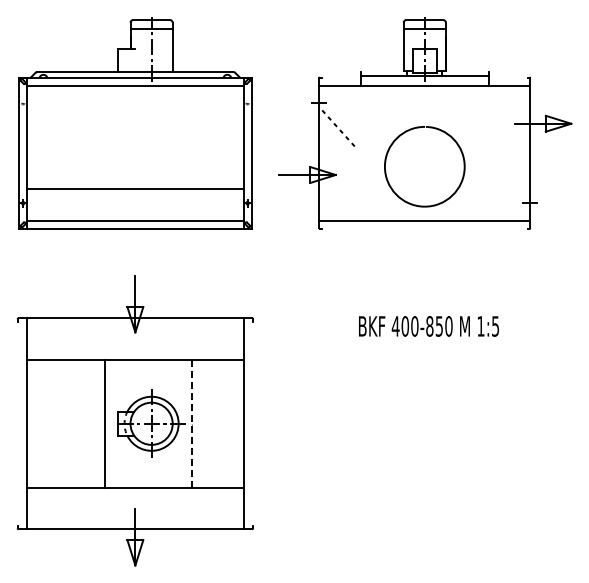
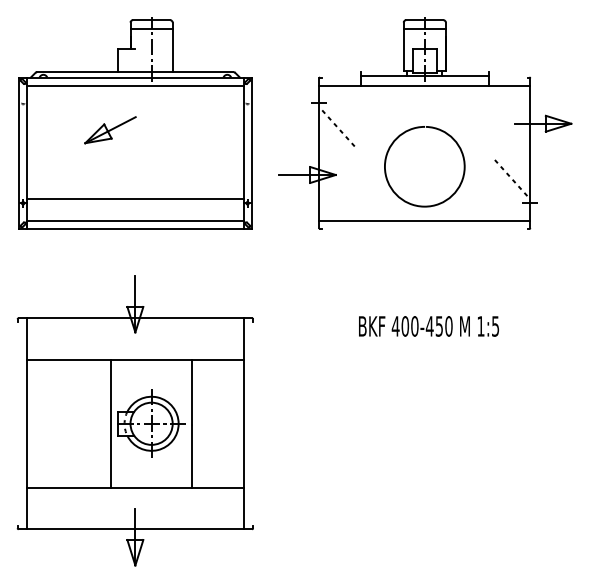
part: none -> present (110, 130)
line: none -> present (512, 179)
line position: (135, 189) -> (135, 199) (135, 199)
text: 400-850 -> 400-450 (429, 326)
line position: (105, 423) -> (111, 423) (111, 423)
line: dashed -> solid (192, 423)
